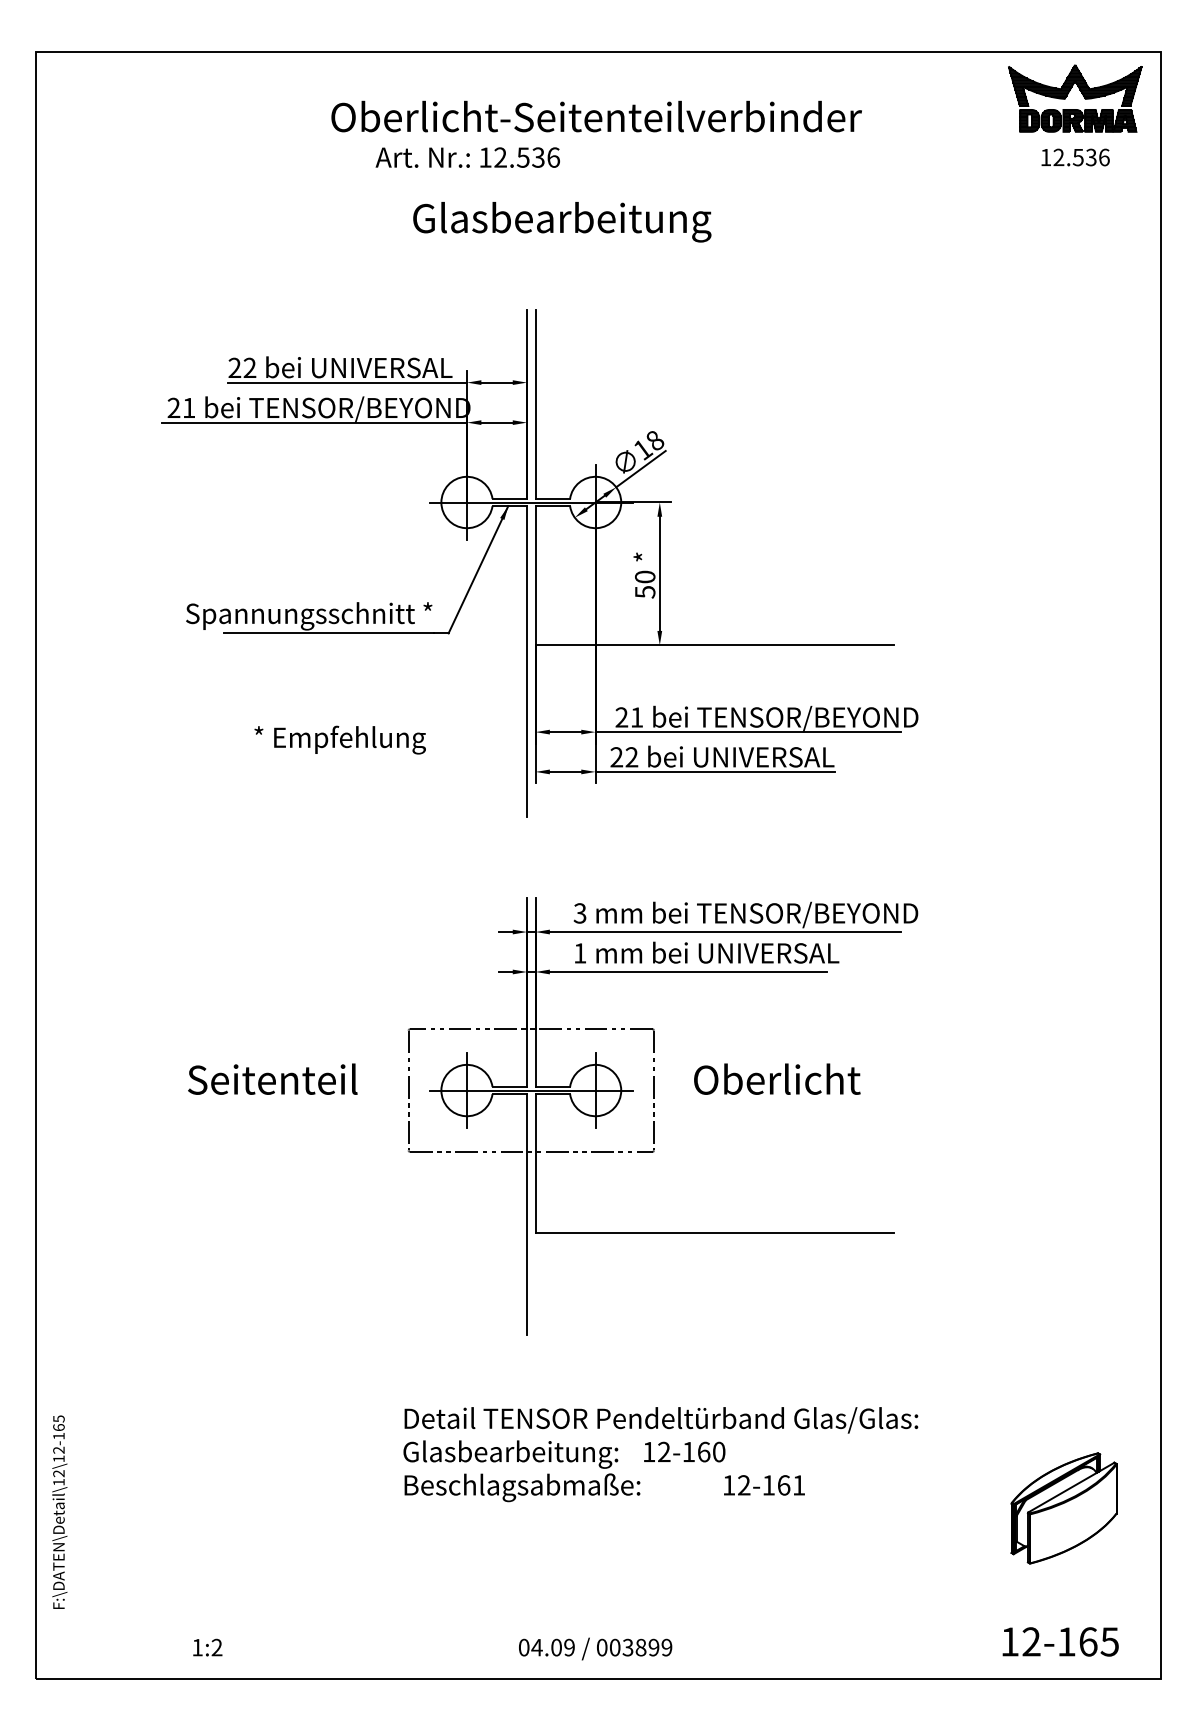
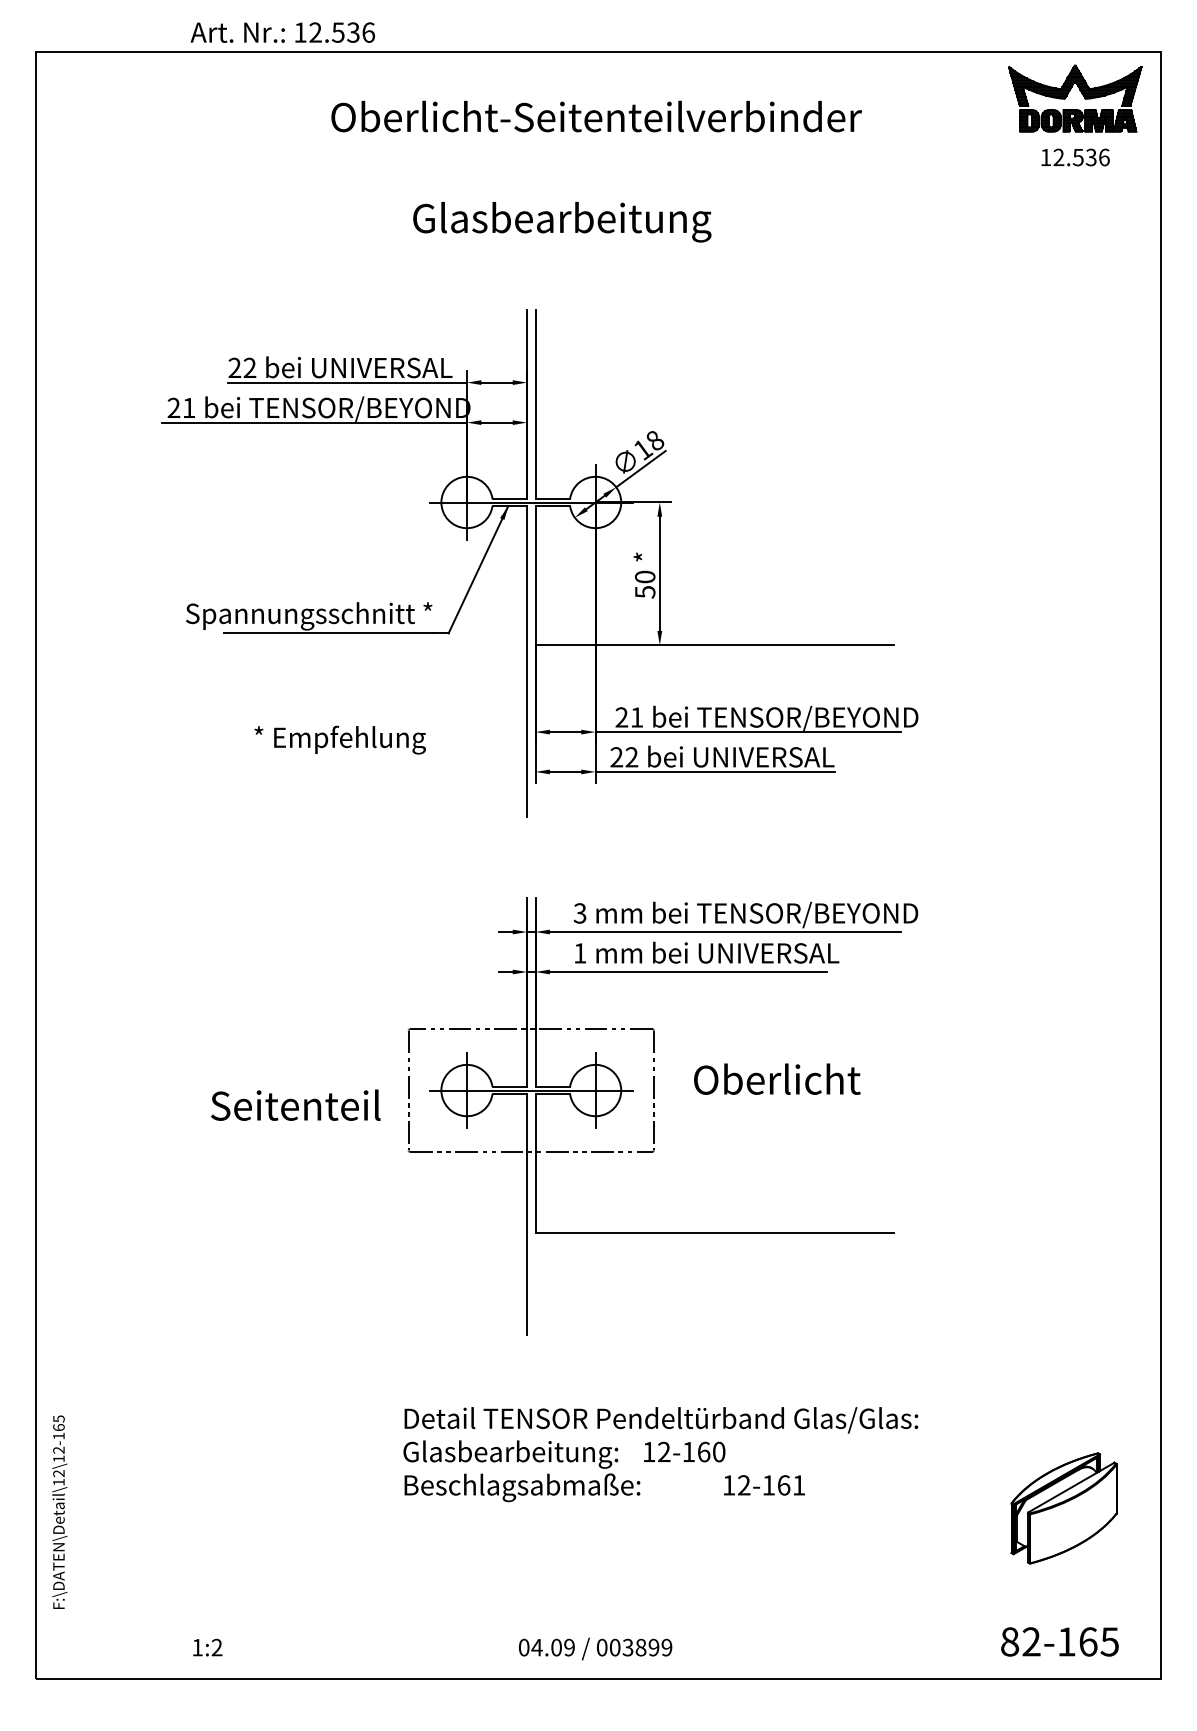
text position: (467, 157) -> (282, 32) (282, 32)
text position: (272, 1078) -> (295, 1104) (295, 1104)
text: 12-165 -> 82-165 (1010, 1641)
